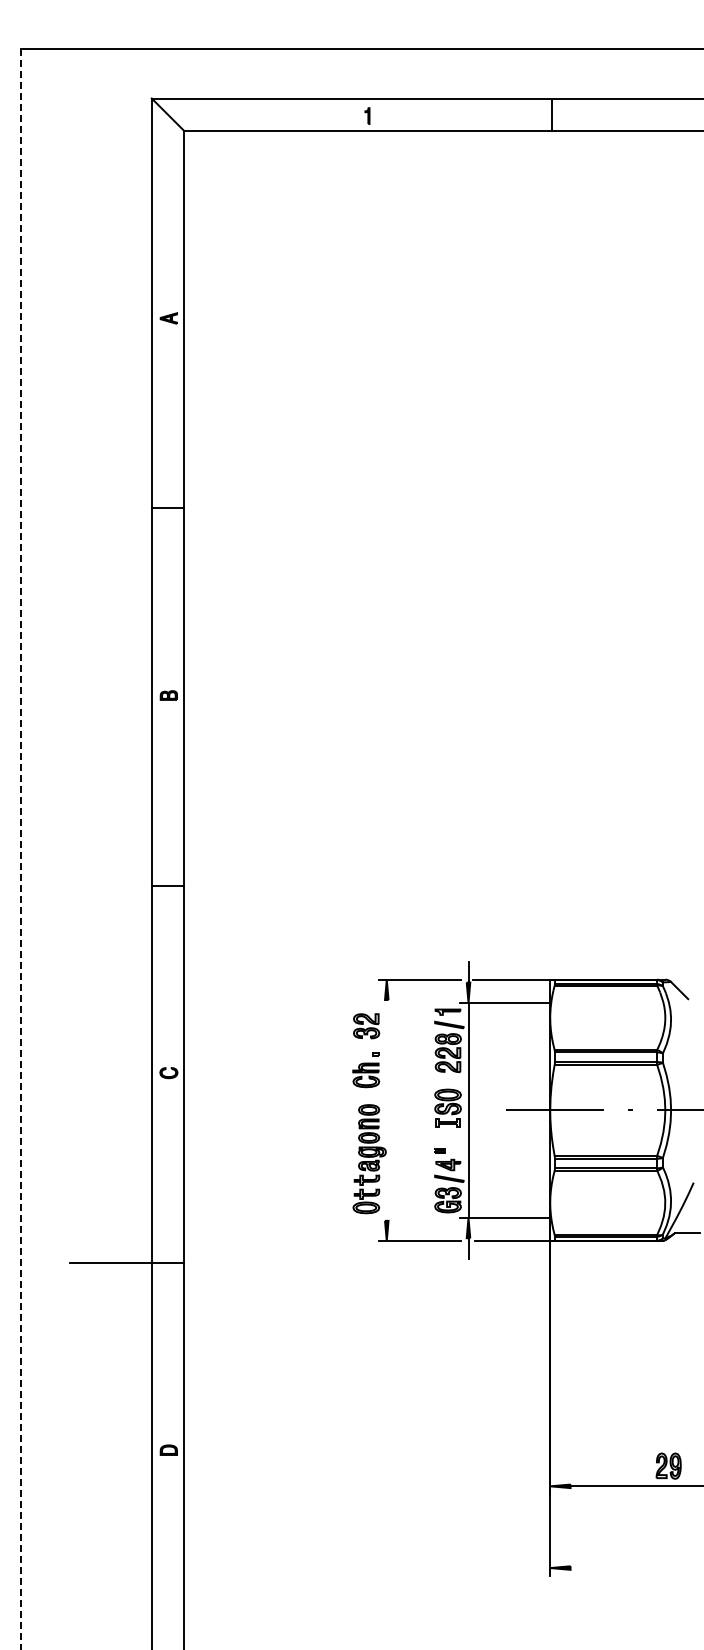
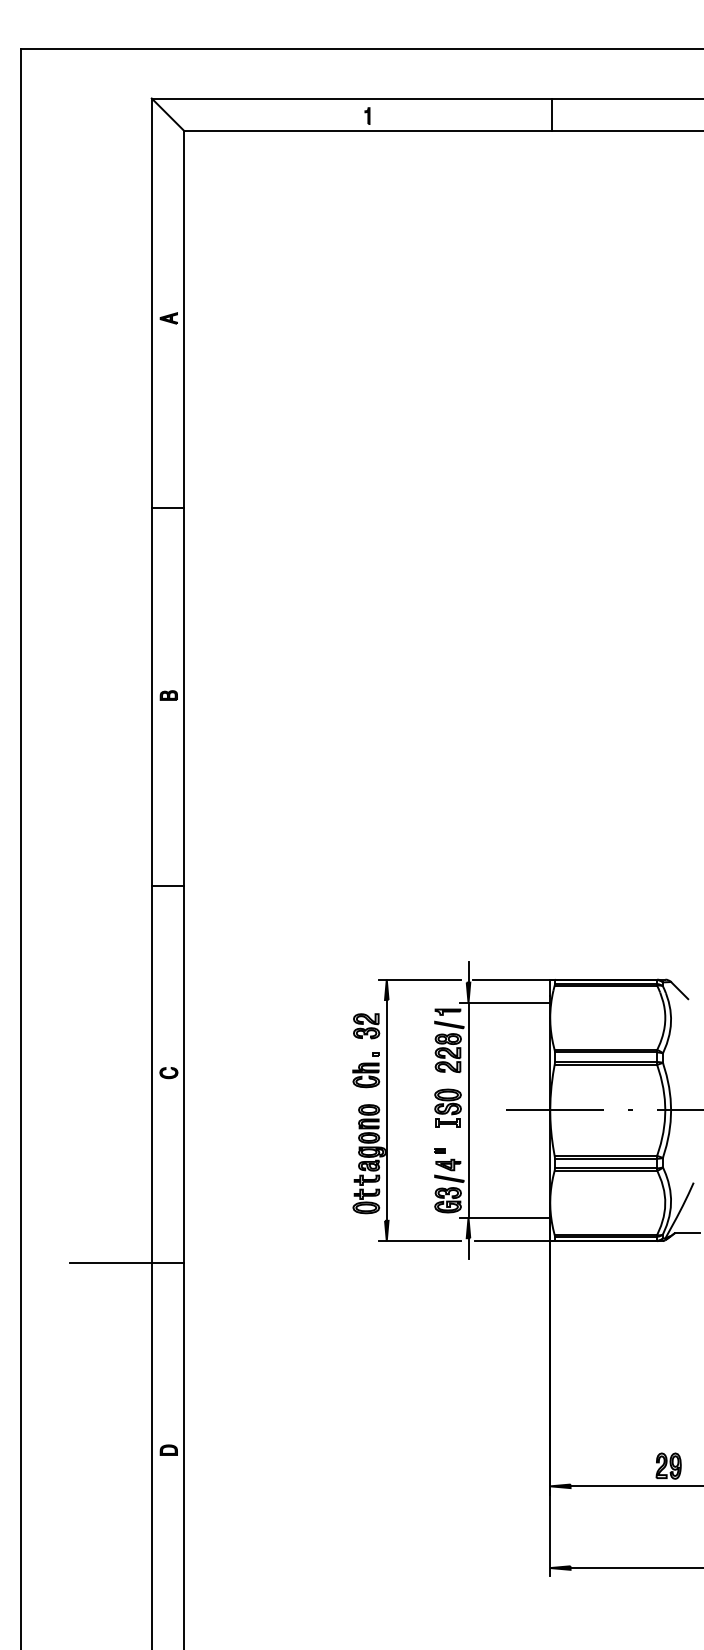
line: dashed -> solid (21, 850)
line: none -> present (386, 1110)
line: none -> present (635, 1568)
